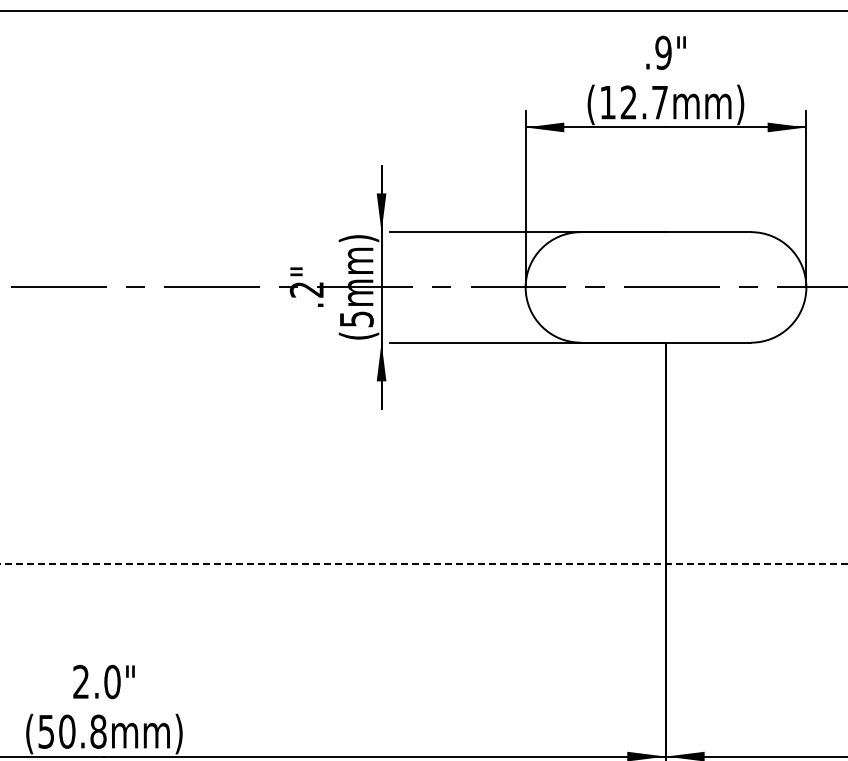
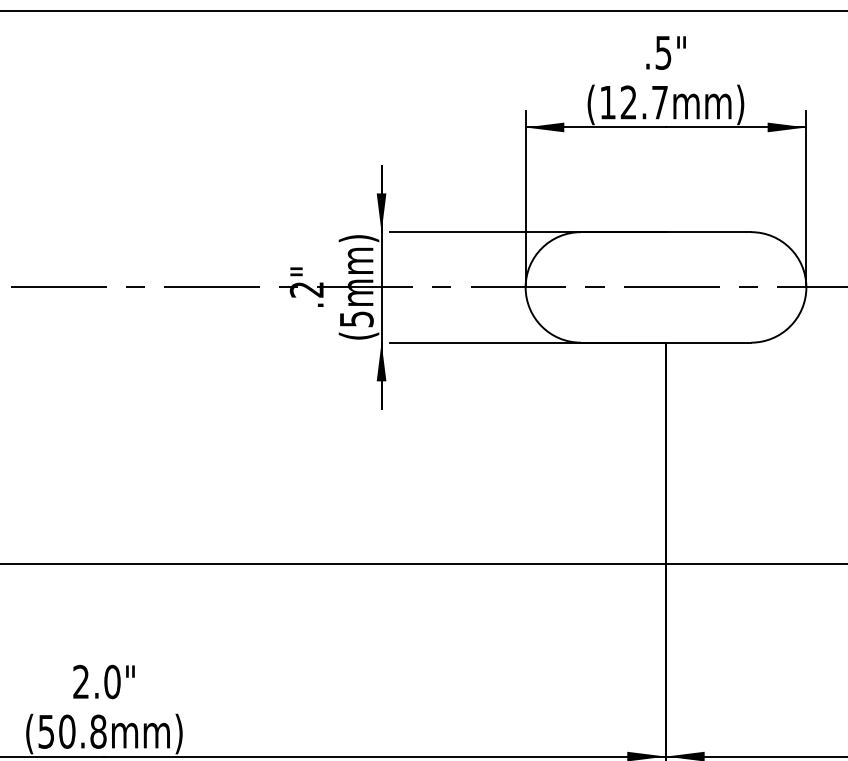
text: .9" -> .5" (663, 52)
line: dashed -> solid (424, 563)
